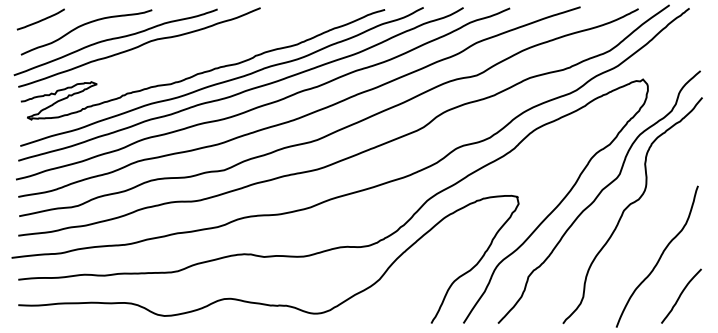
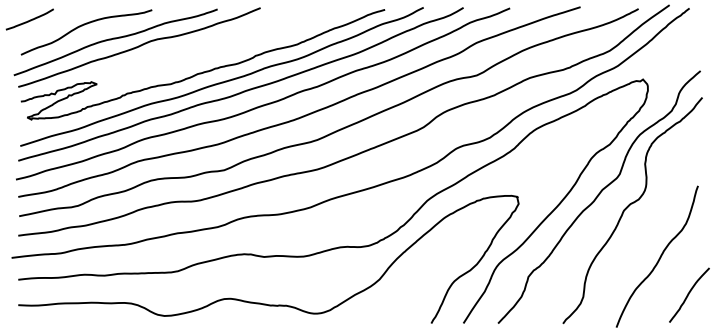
curve position: (41, 19) -> (30, 19) (30, 19)
curve position: (681, 295) -> (689, 294) (689, 294)
